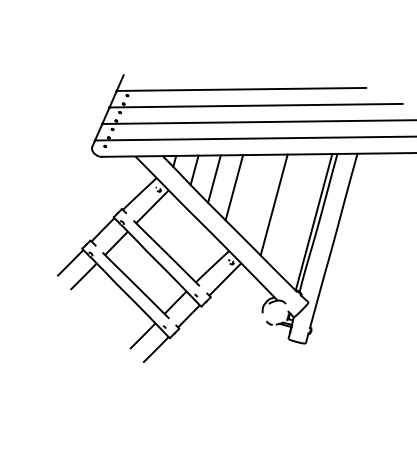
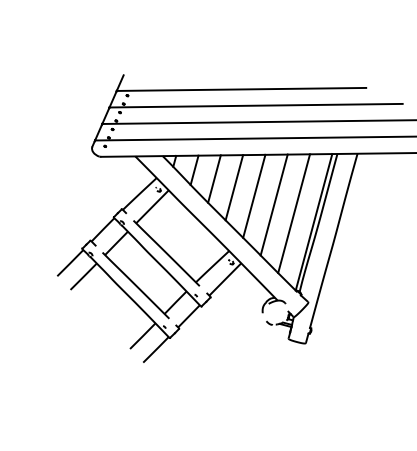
line: none -> present (254, 195)
line: none -> present (294, 213)
